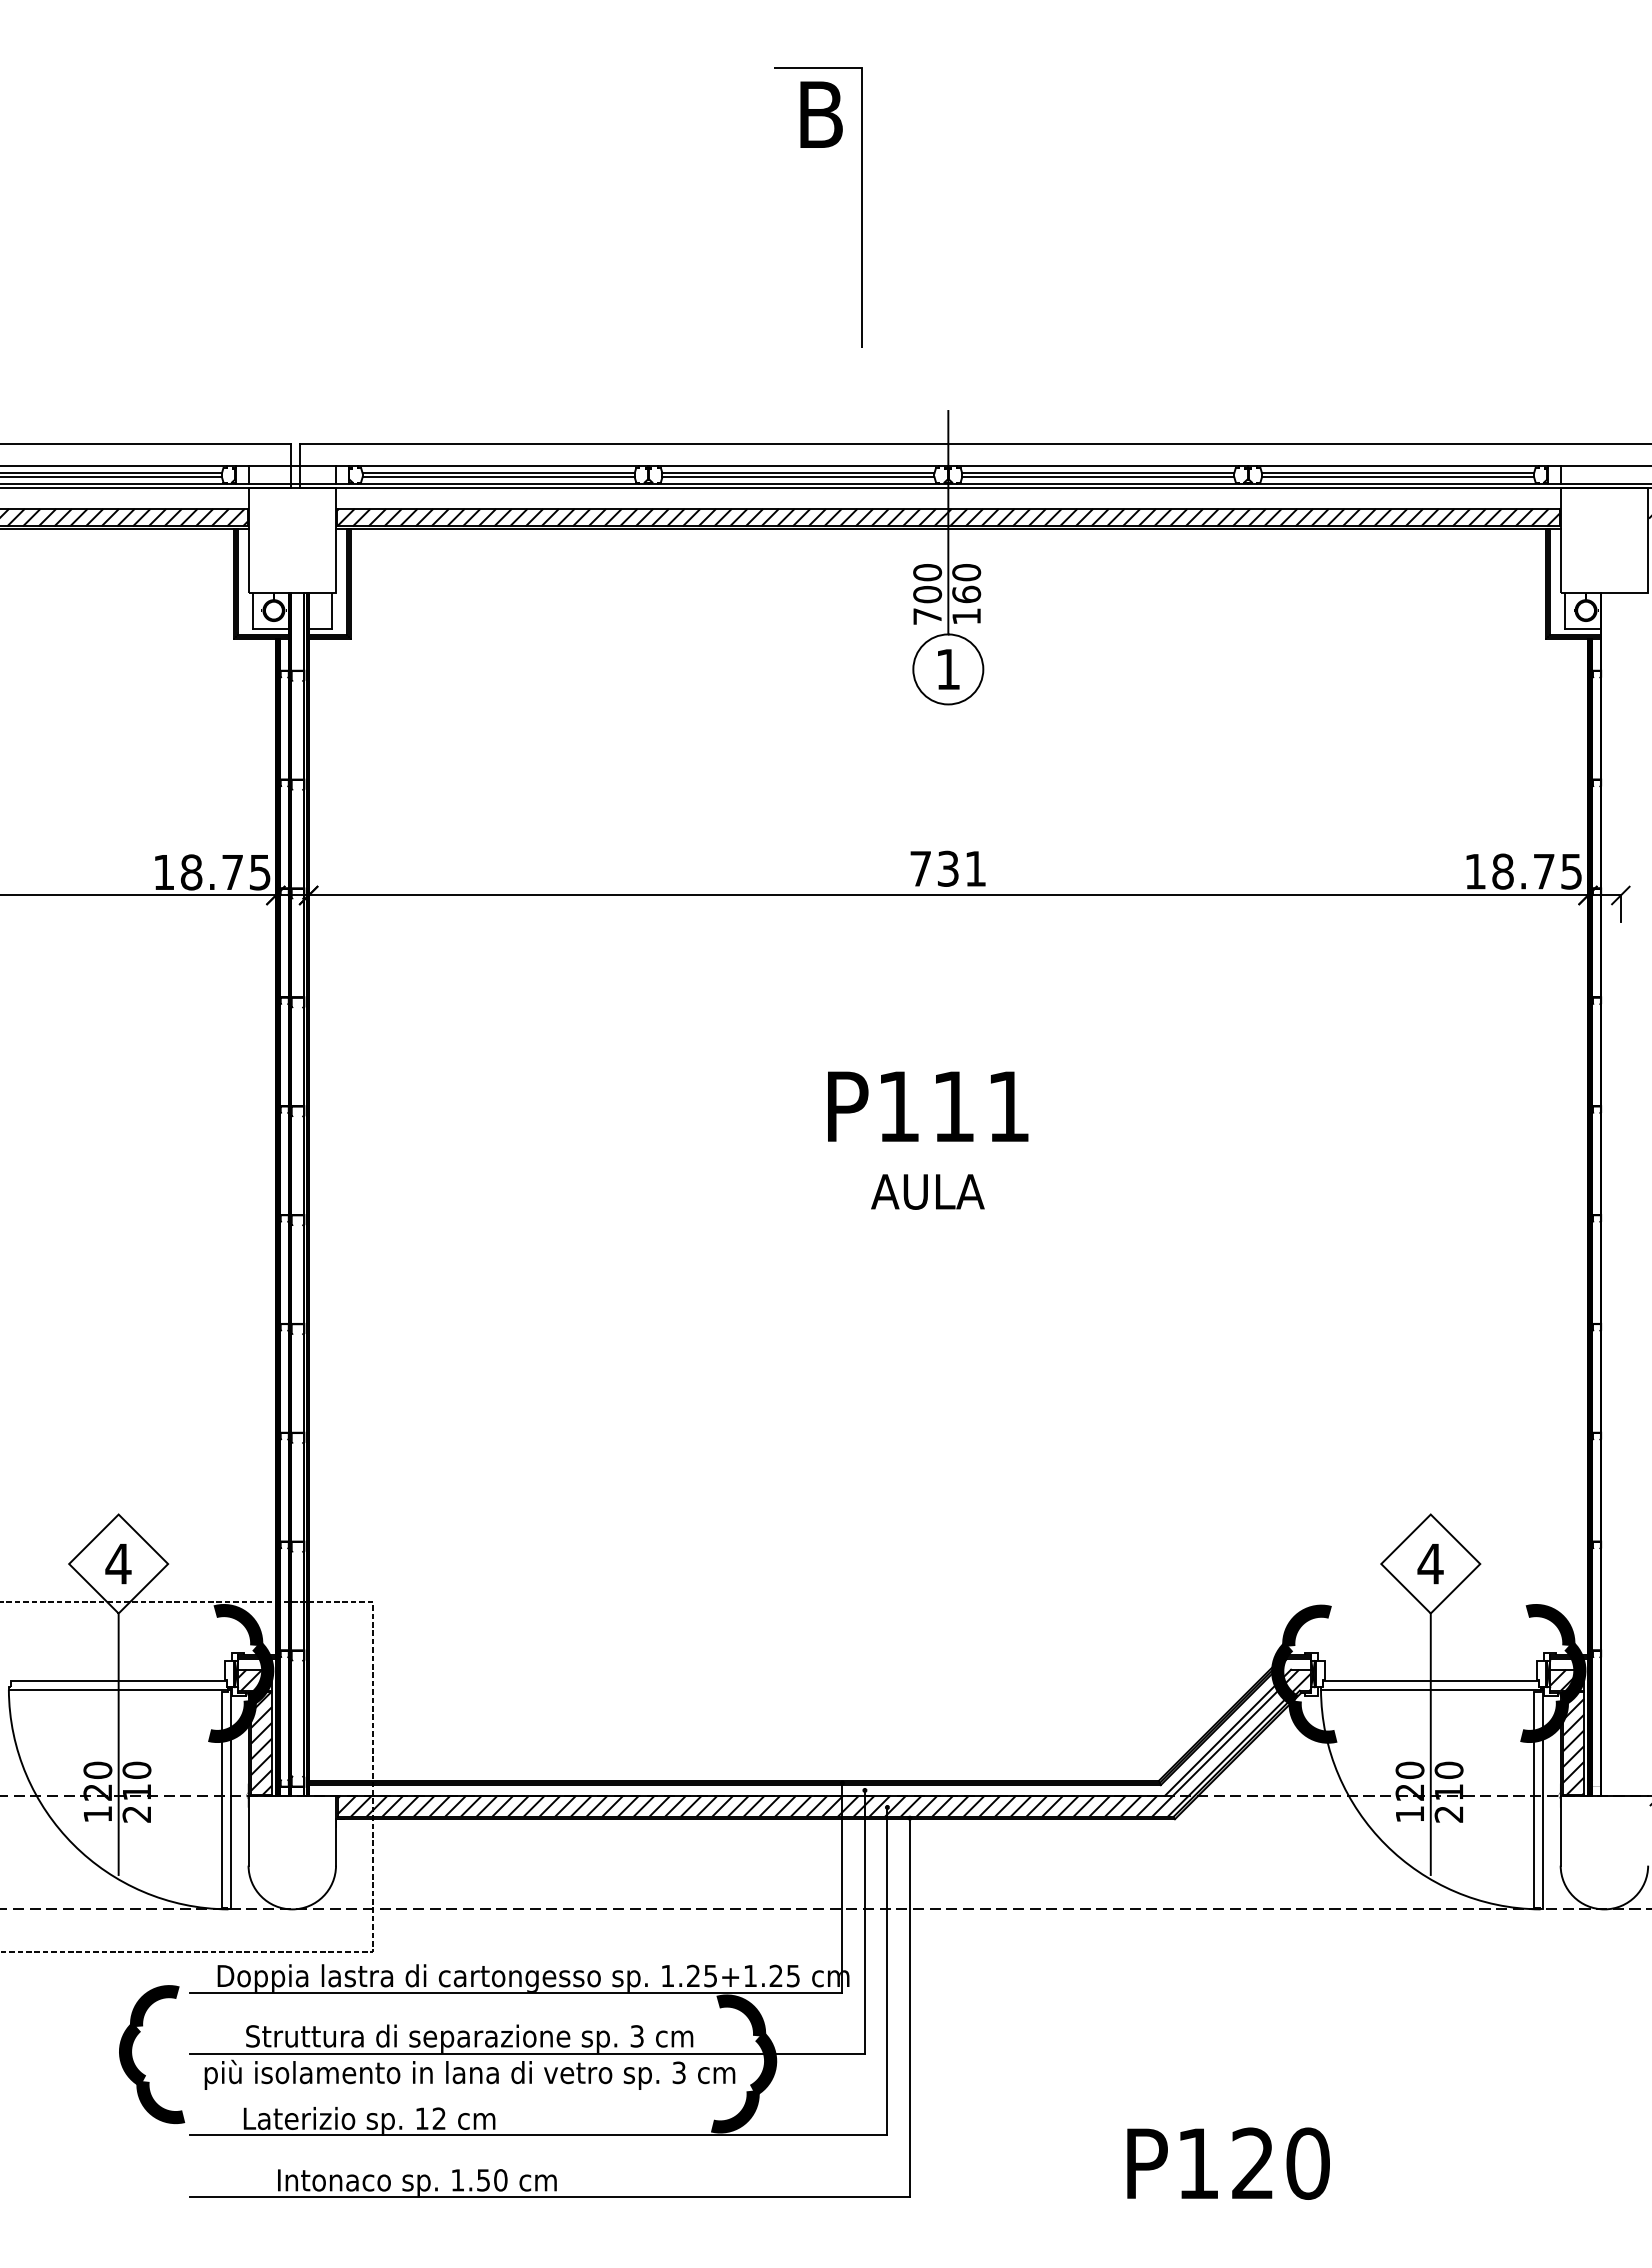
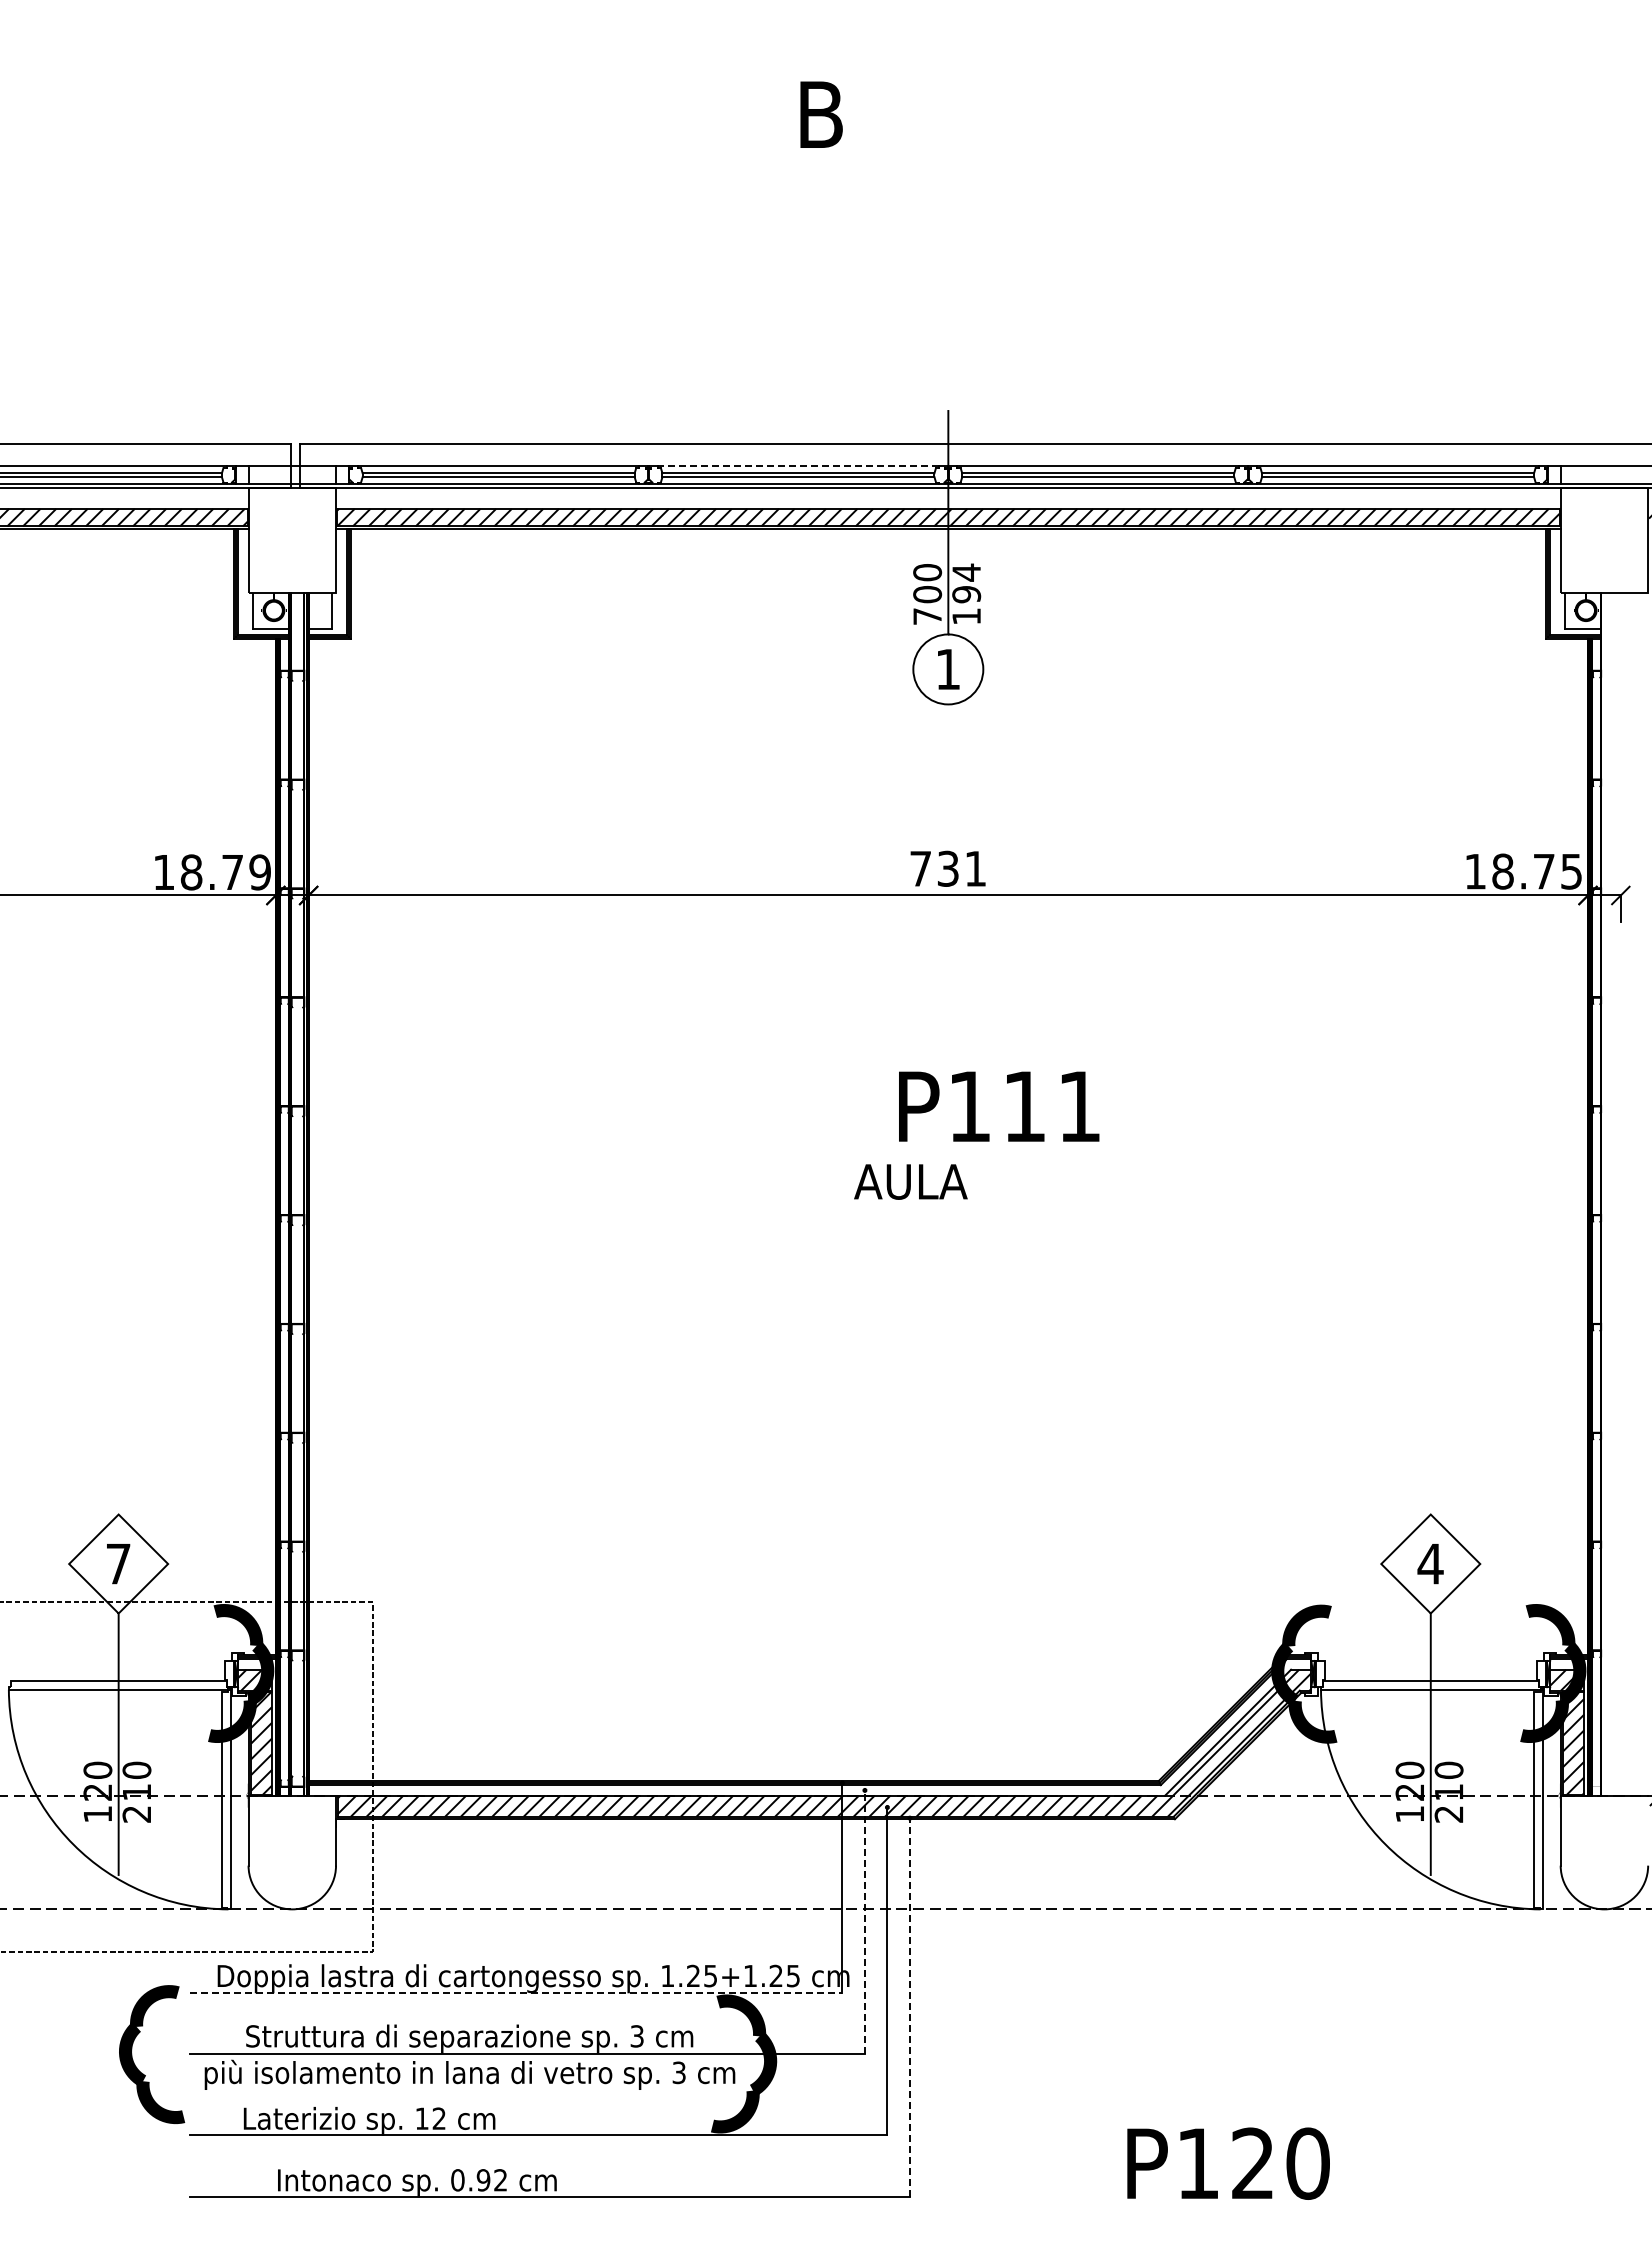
line: present -> none (861, 207)
line: solid -> dashed (798, 466)
text: 160 -> 194 (966, 583)
text: 18.75 -> 18.79 (259, 872)
text position: (928, 1106) -> (999, 1106) (999, 1106)
text position: (927, 1191) -> (910, 1181) (910, 1181)
text: 4 -> 7 (118, 1564)
line: solid -> dashed (864, 1922)
line: solid -> dashed (516, 1992)
line: solid -> dashed (909, 2007)
text: 1.50 -> 0.92 (479, 2180)
